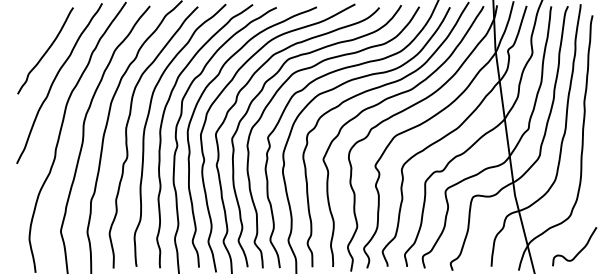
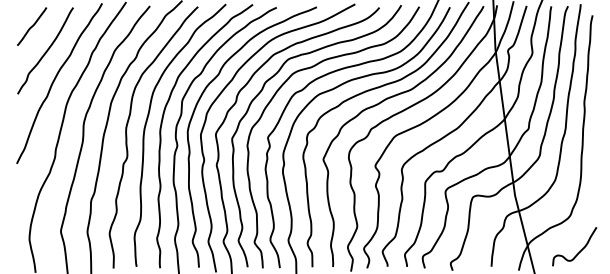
line: none -> present (32, 26)
